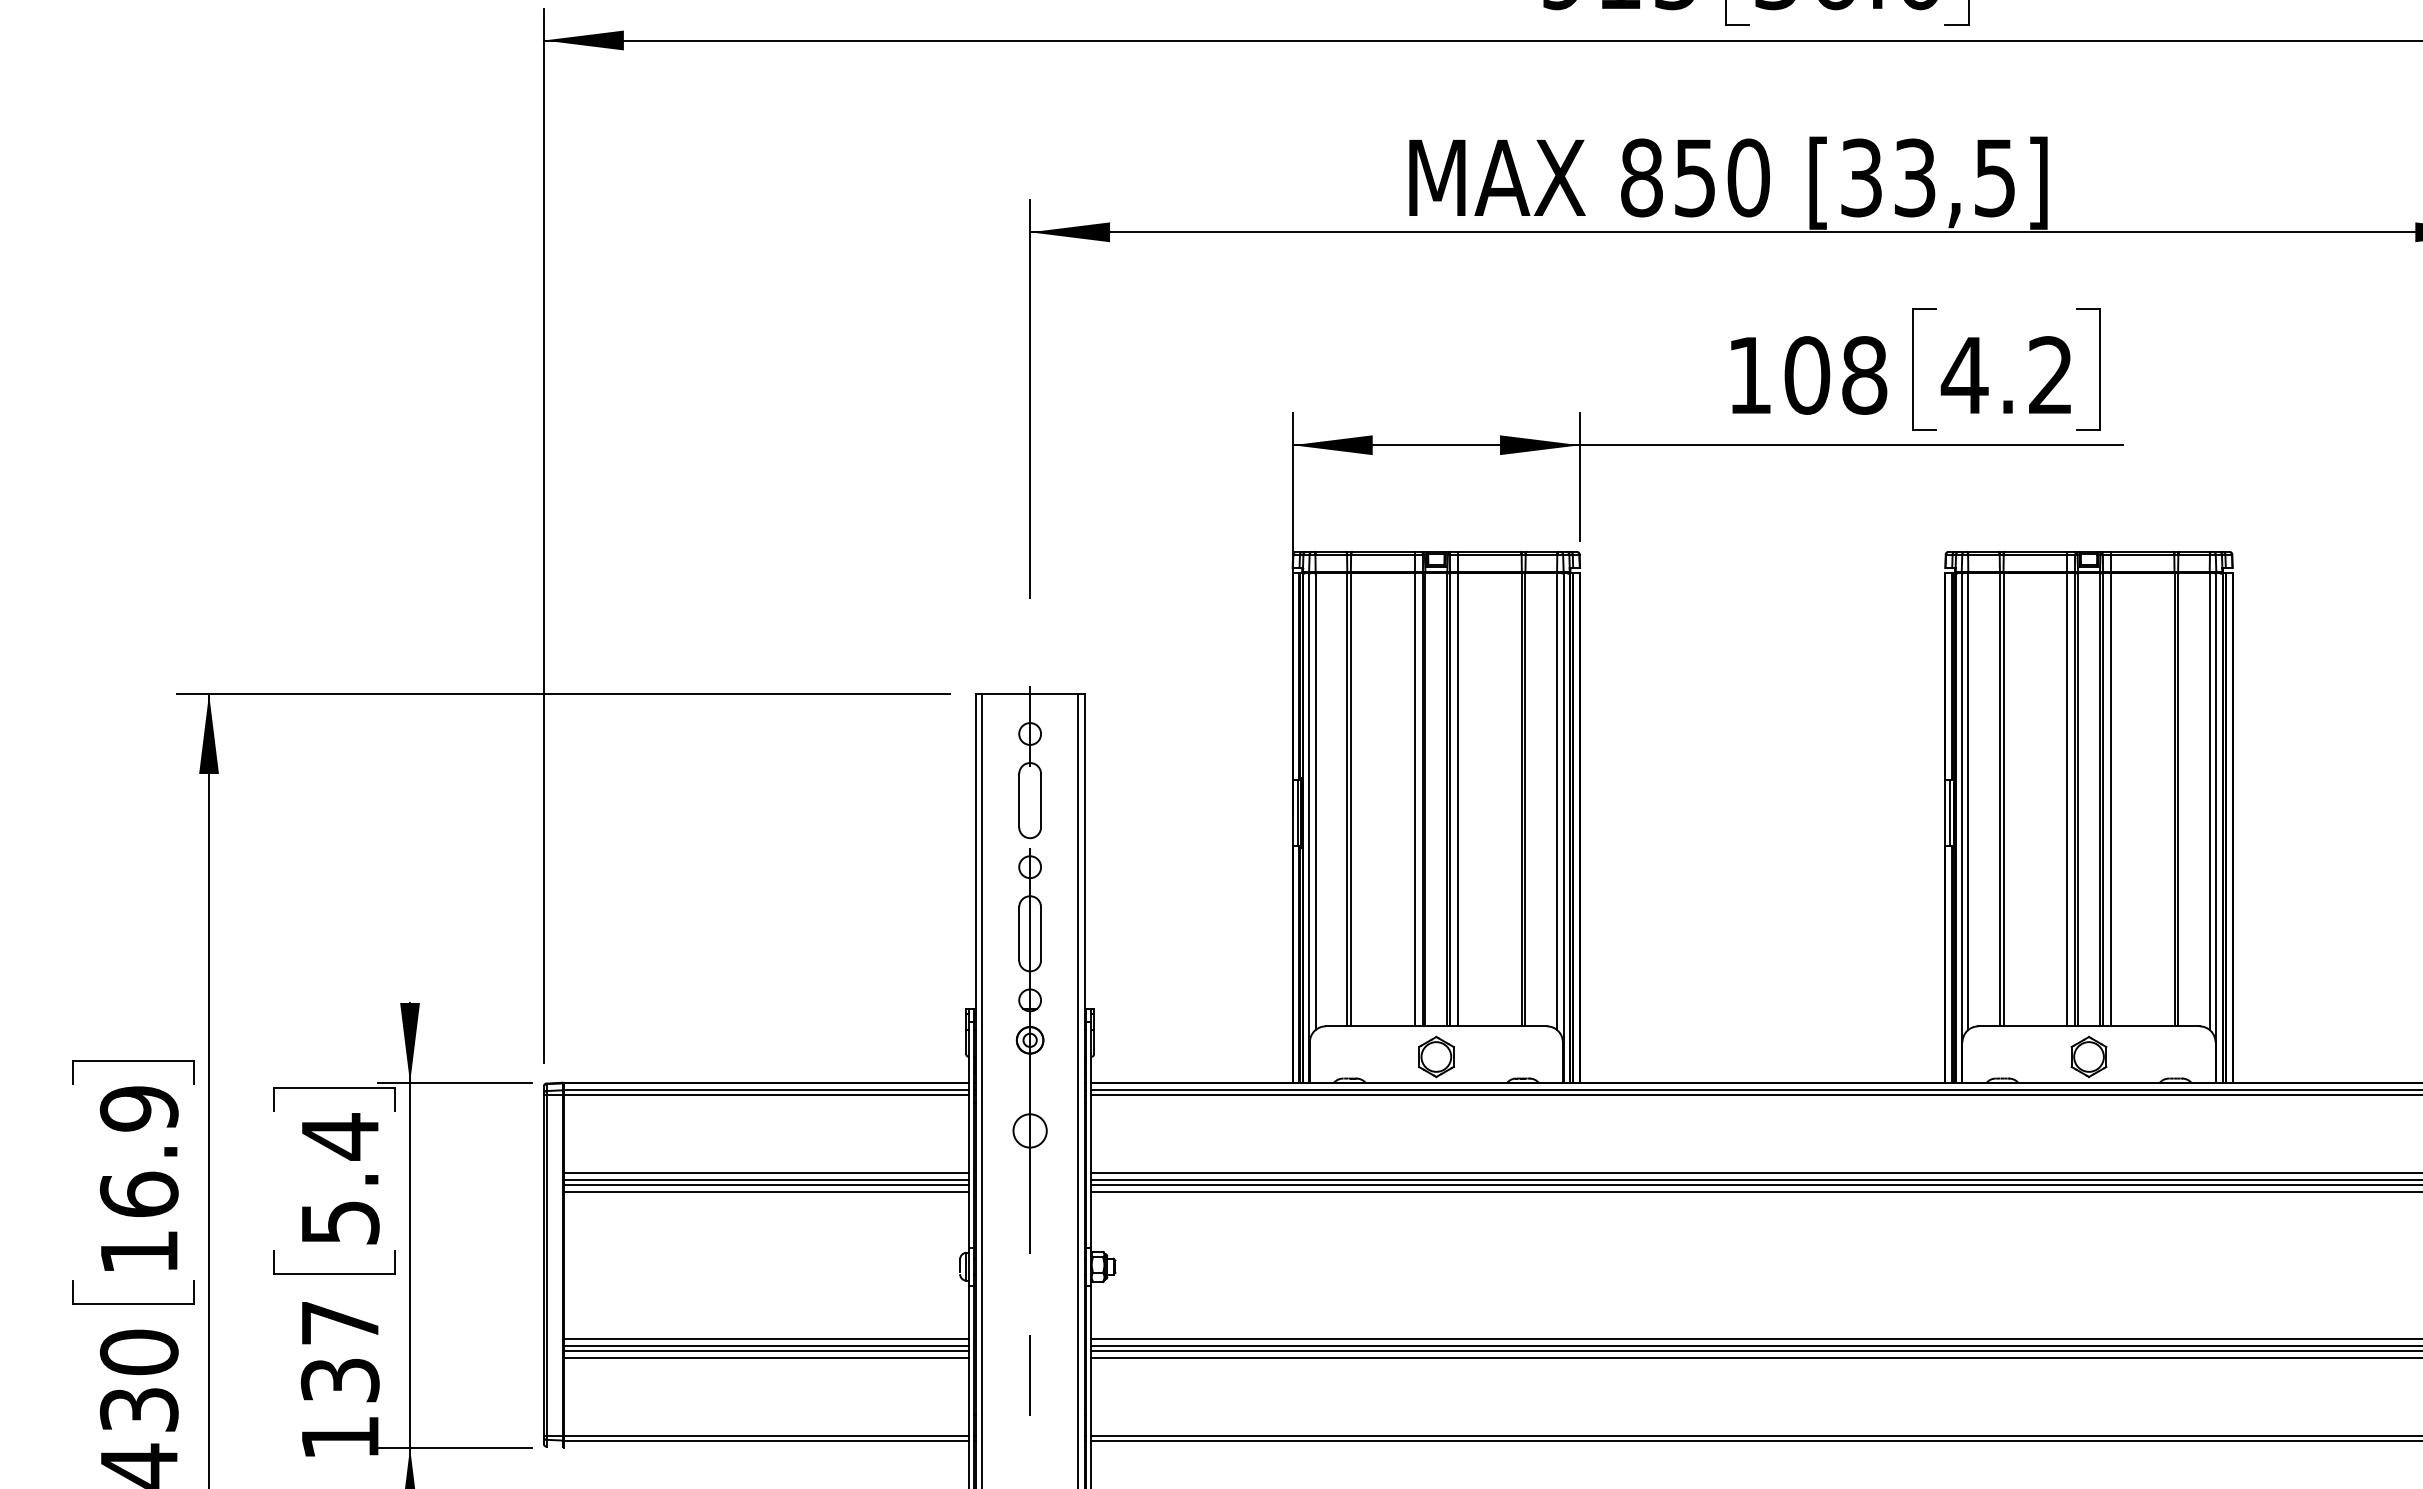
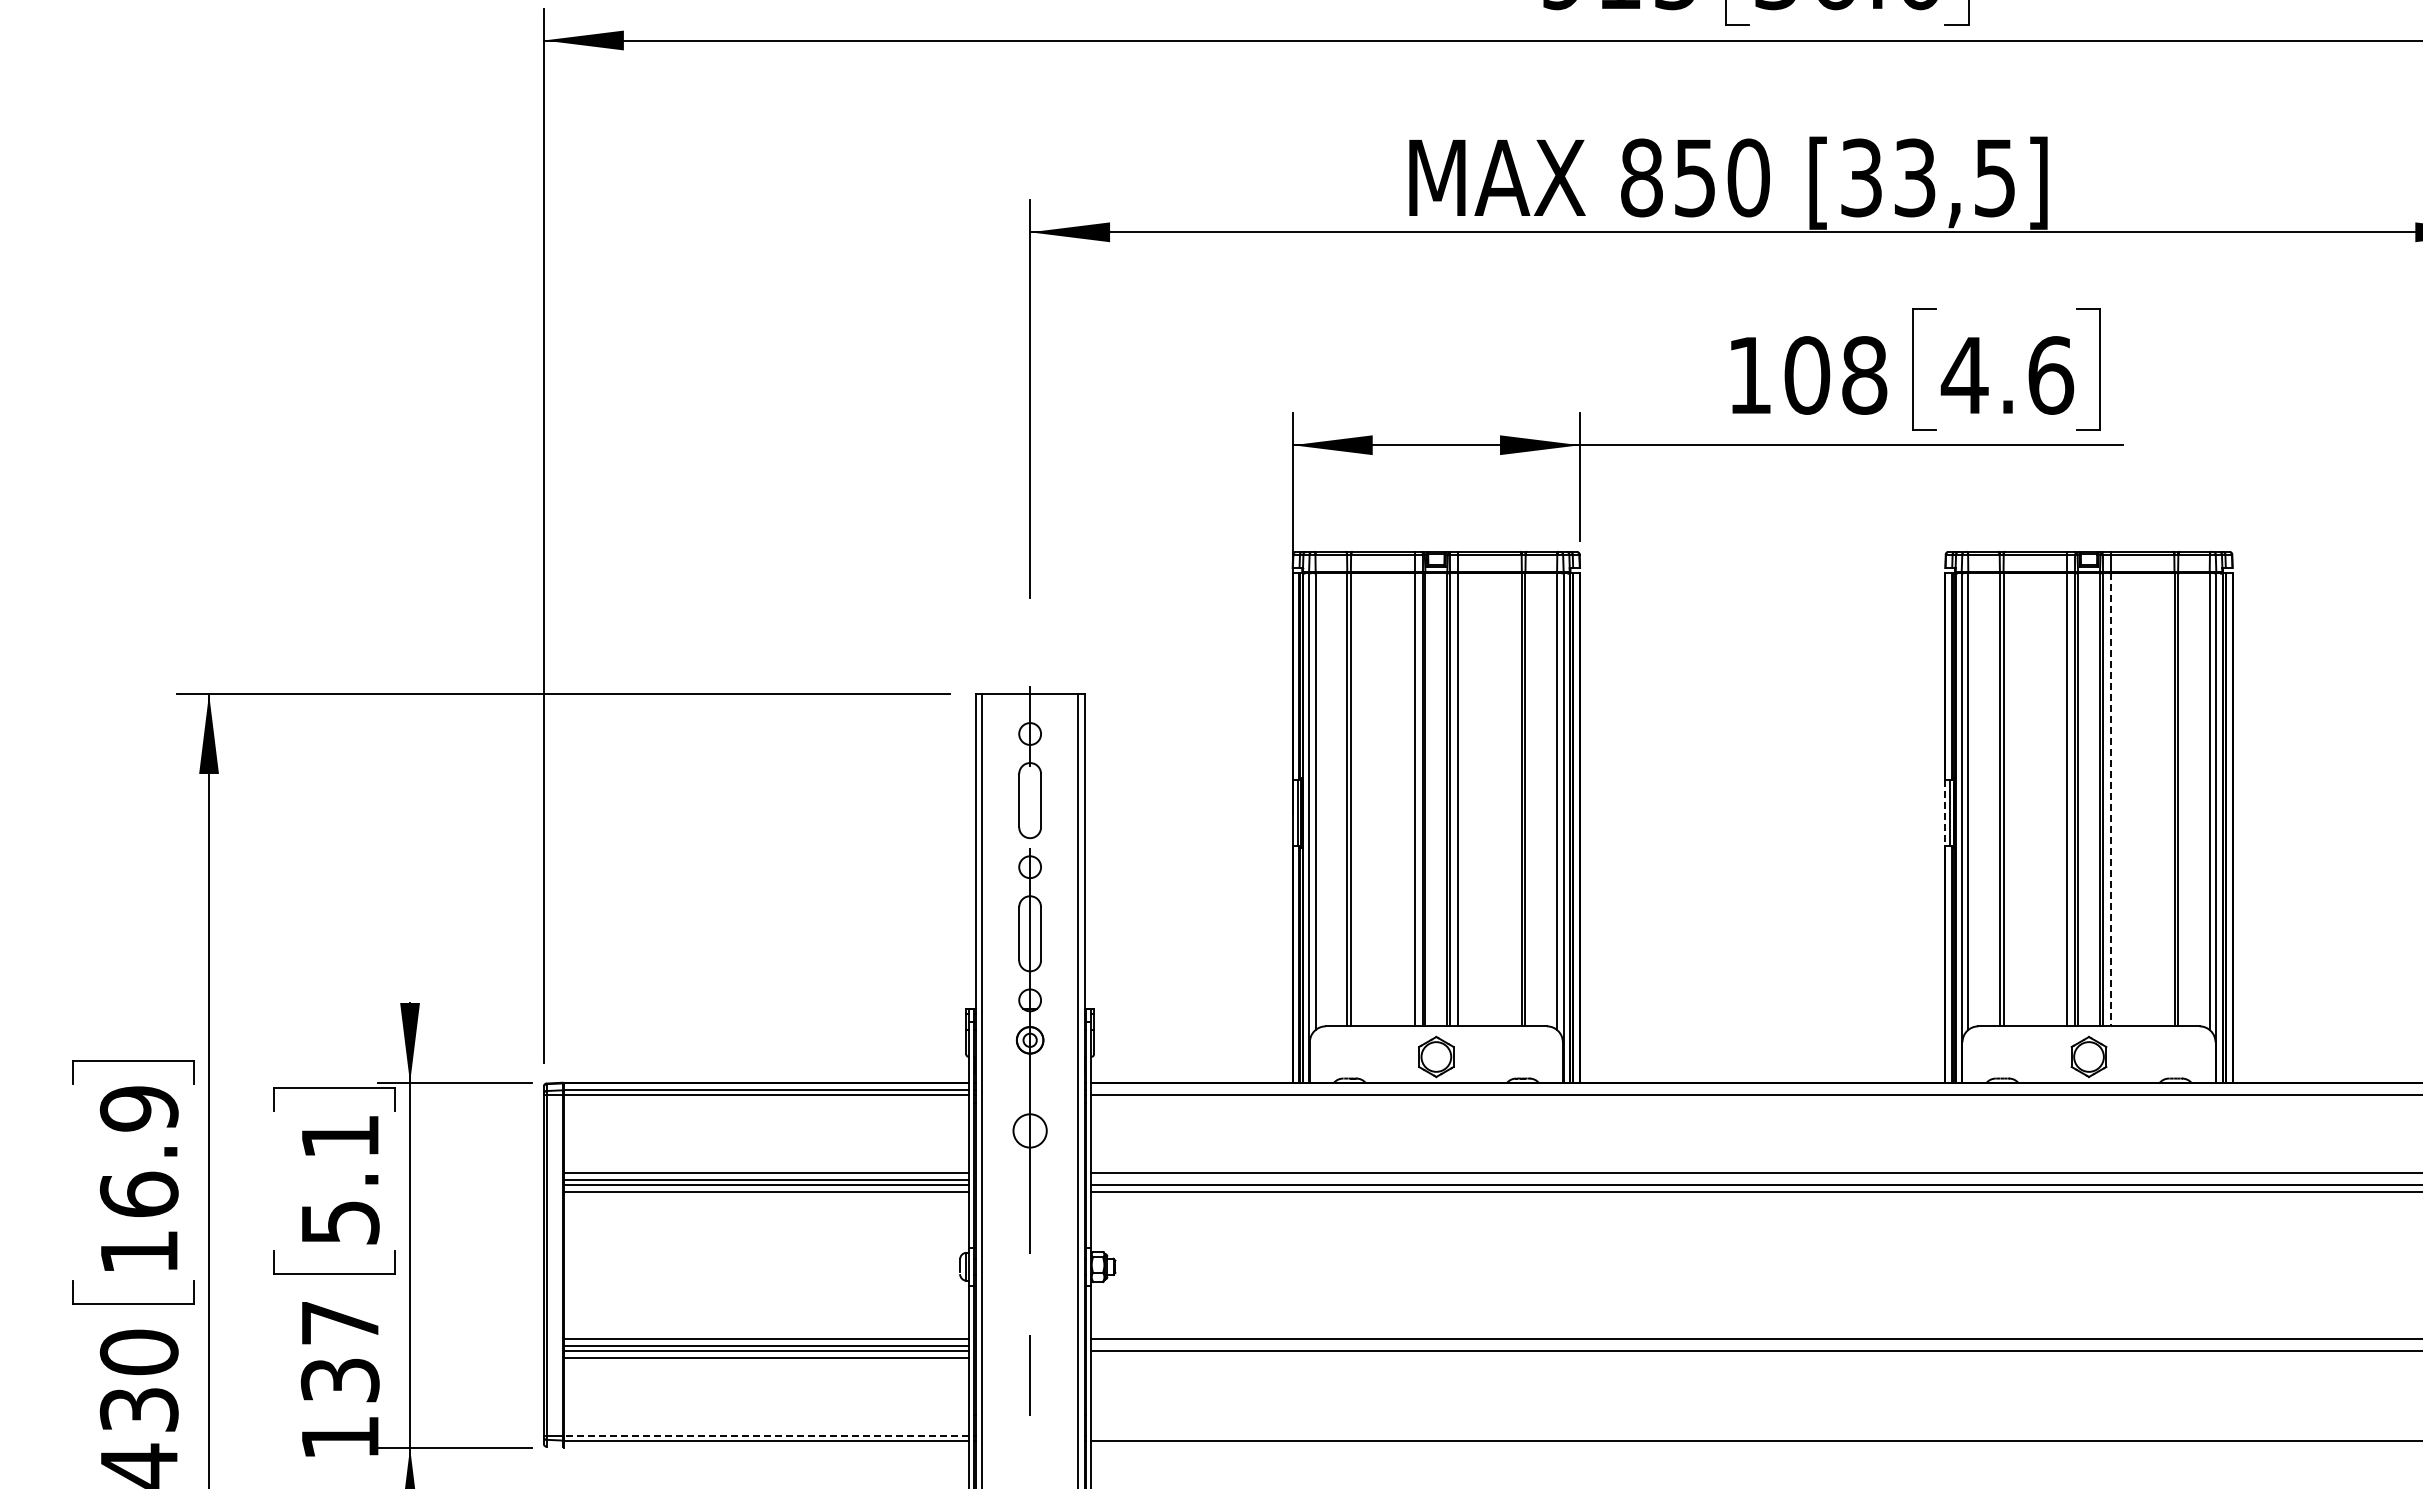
text: 4.2 -> 4.6 (2051, 375)
line: solid -> dashed (2110, 800)
line: solid -> dashed (1945, 813)
line: present -> none (1755, 1090)
text: 5.4 -> 5.1 (340, 1136)
line: present -> none (1755, 1180)
line: present -> none (1755, 1346)
line: present -> none (1755, 1358)
line: solid -> dashed (765, 1436)
line: present -> none (1755, 1436)
